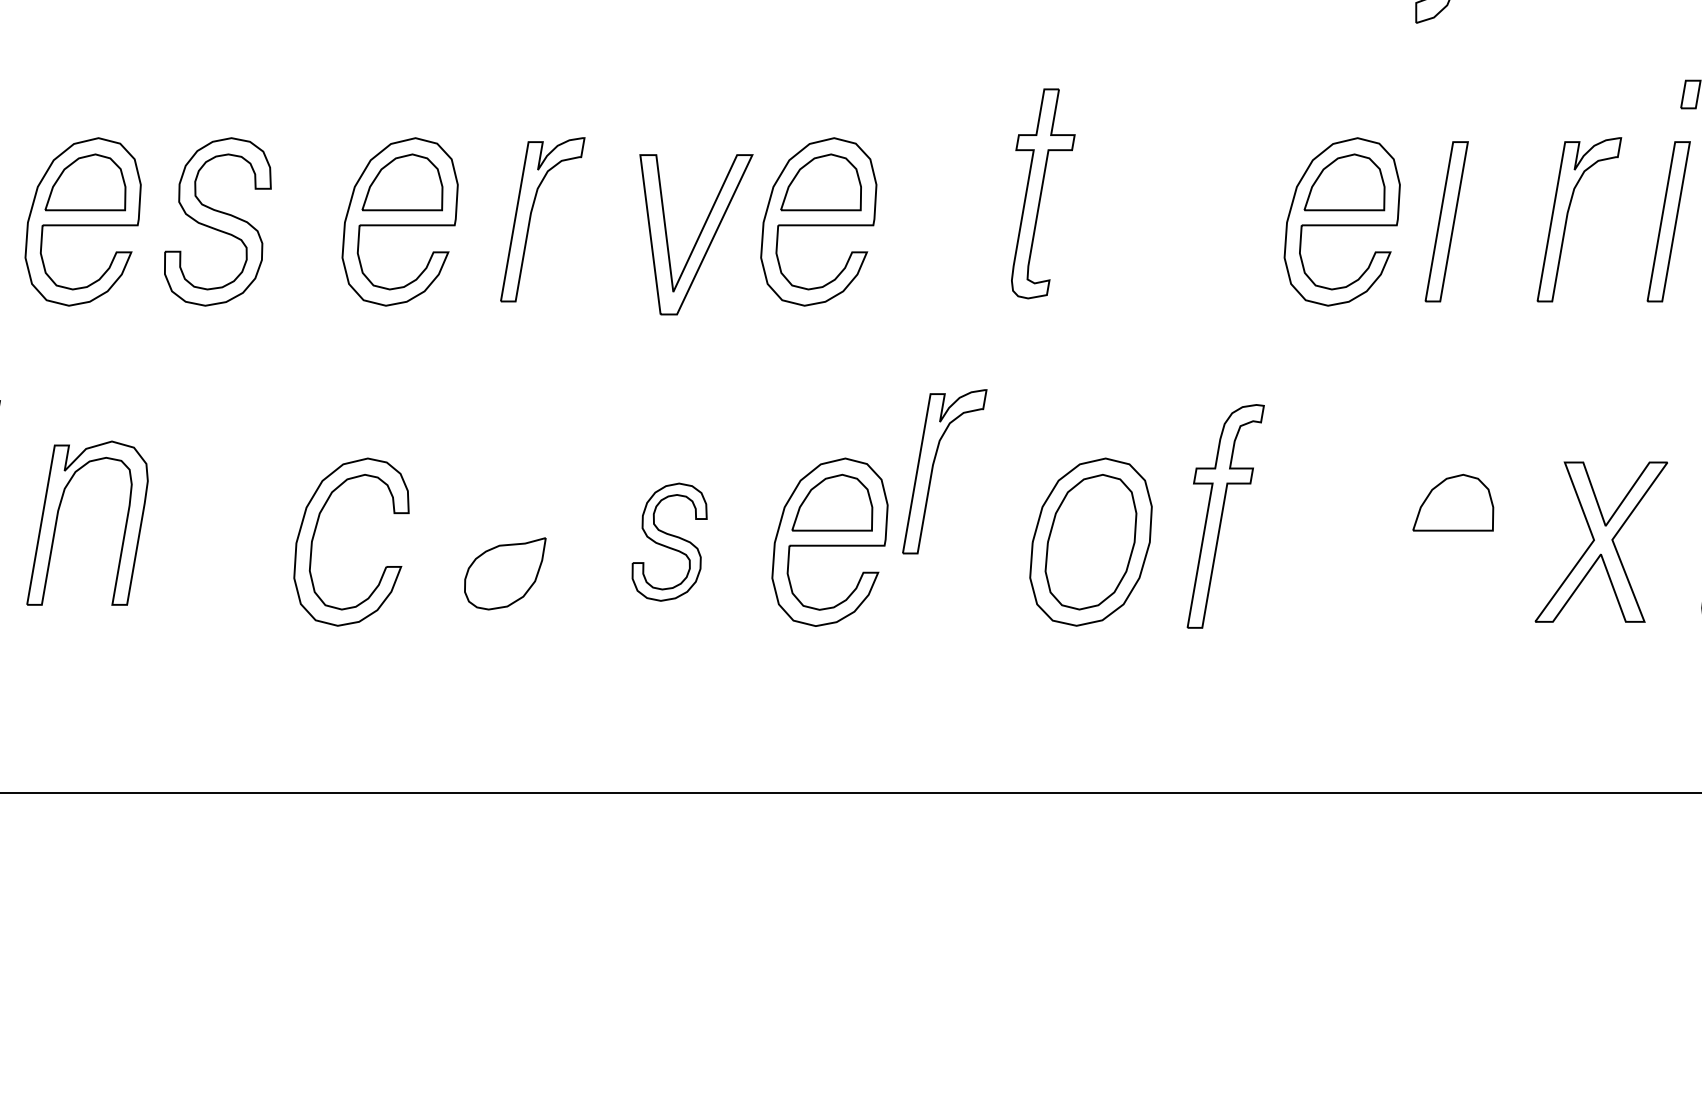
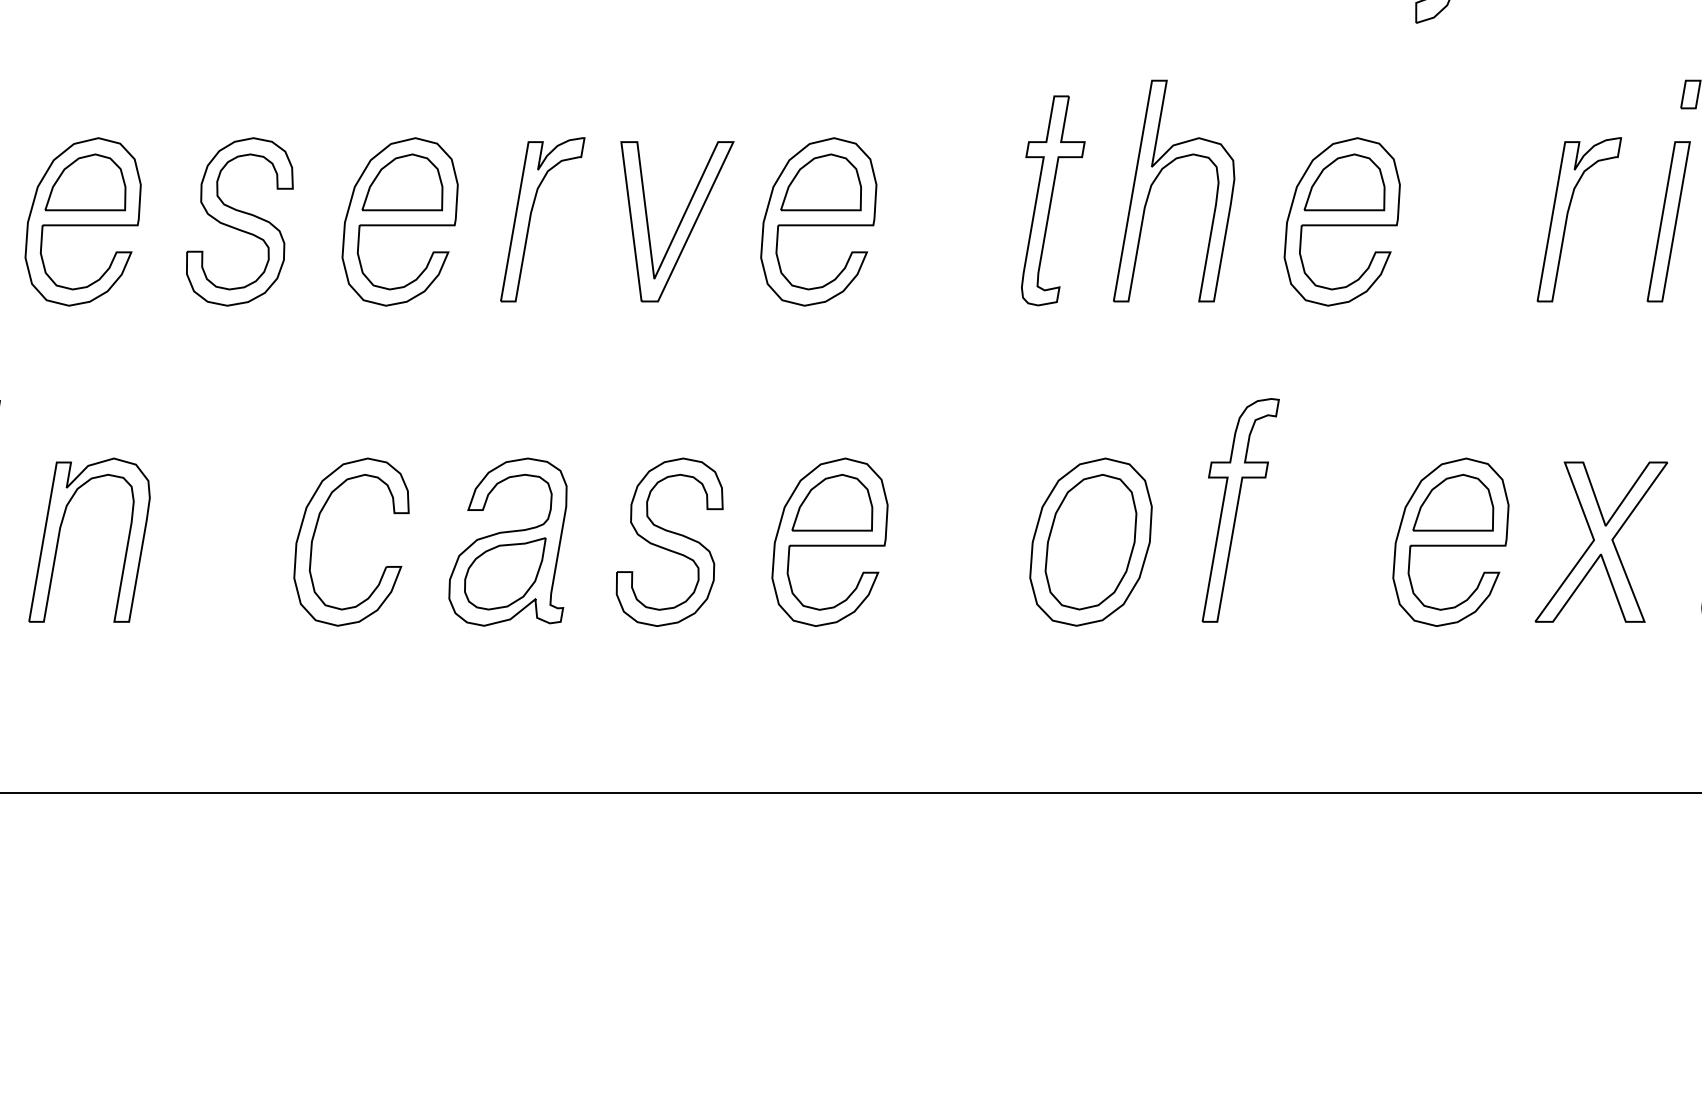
part: none -> present (1157, 178)
part position: (1043, 193) -> (1053, 200) (1053, 200)
part position: (217, 221) -> (239, 221) (239, 221)
part: present -> none (1446, 221)
part position: (696, 234) -> (677, 221) (677, 221)
part: present -> none (933, 469)
part position: (58, 516) -> (60, 533) (60, 533)
part position: (1225, 516) -> (1240, 510) (1240, 510)
part: none -> present (507, 541)
part size: 77x120 px -> 109x170 px (669, 541)
part: none -> present (1450, 541)
